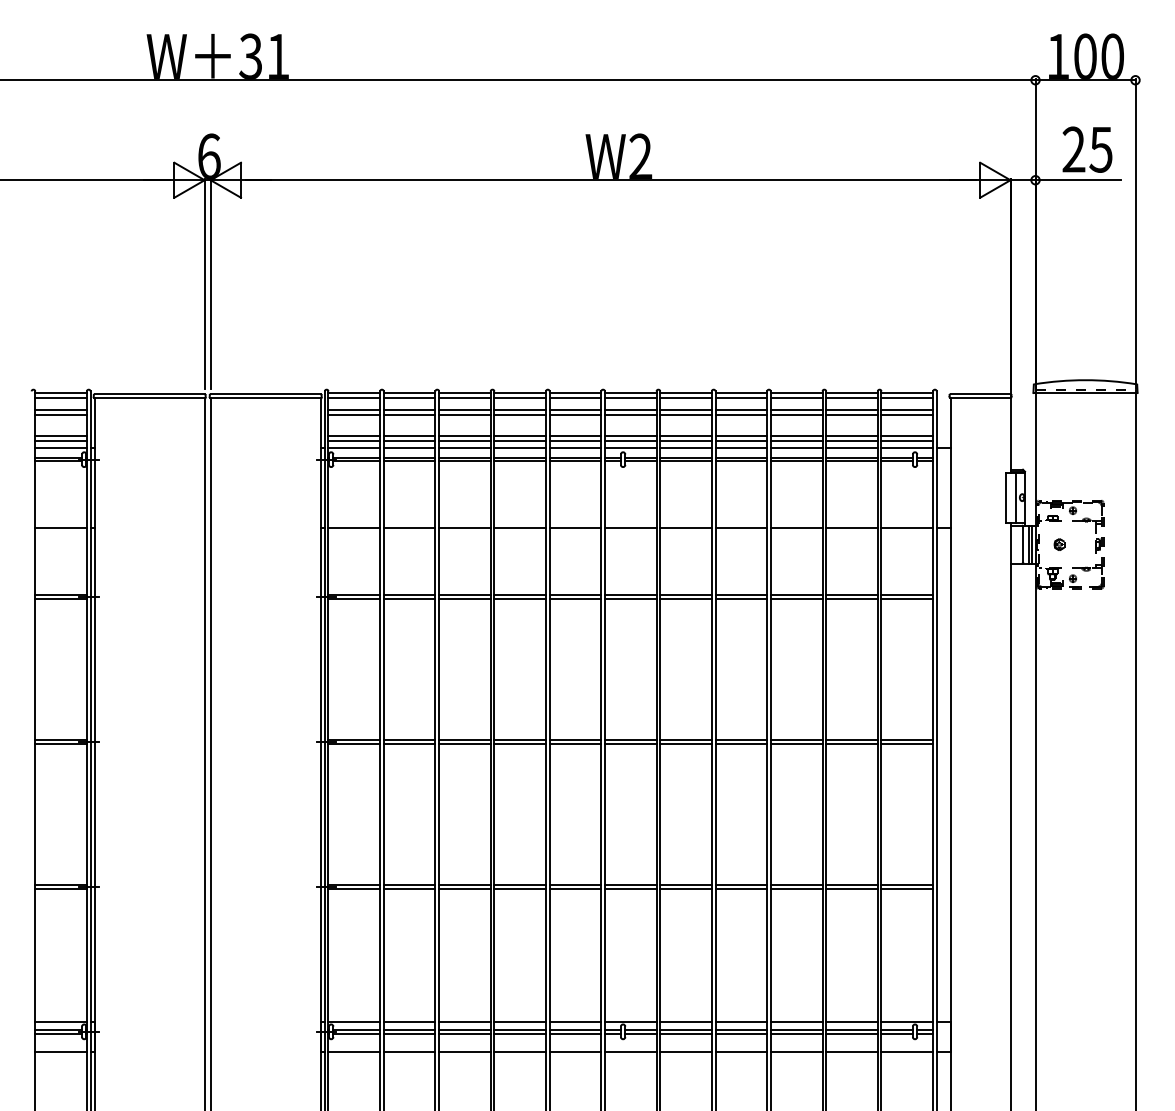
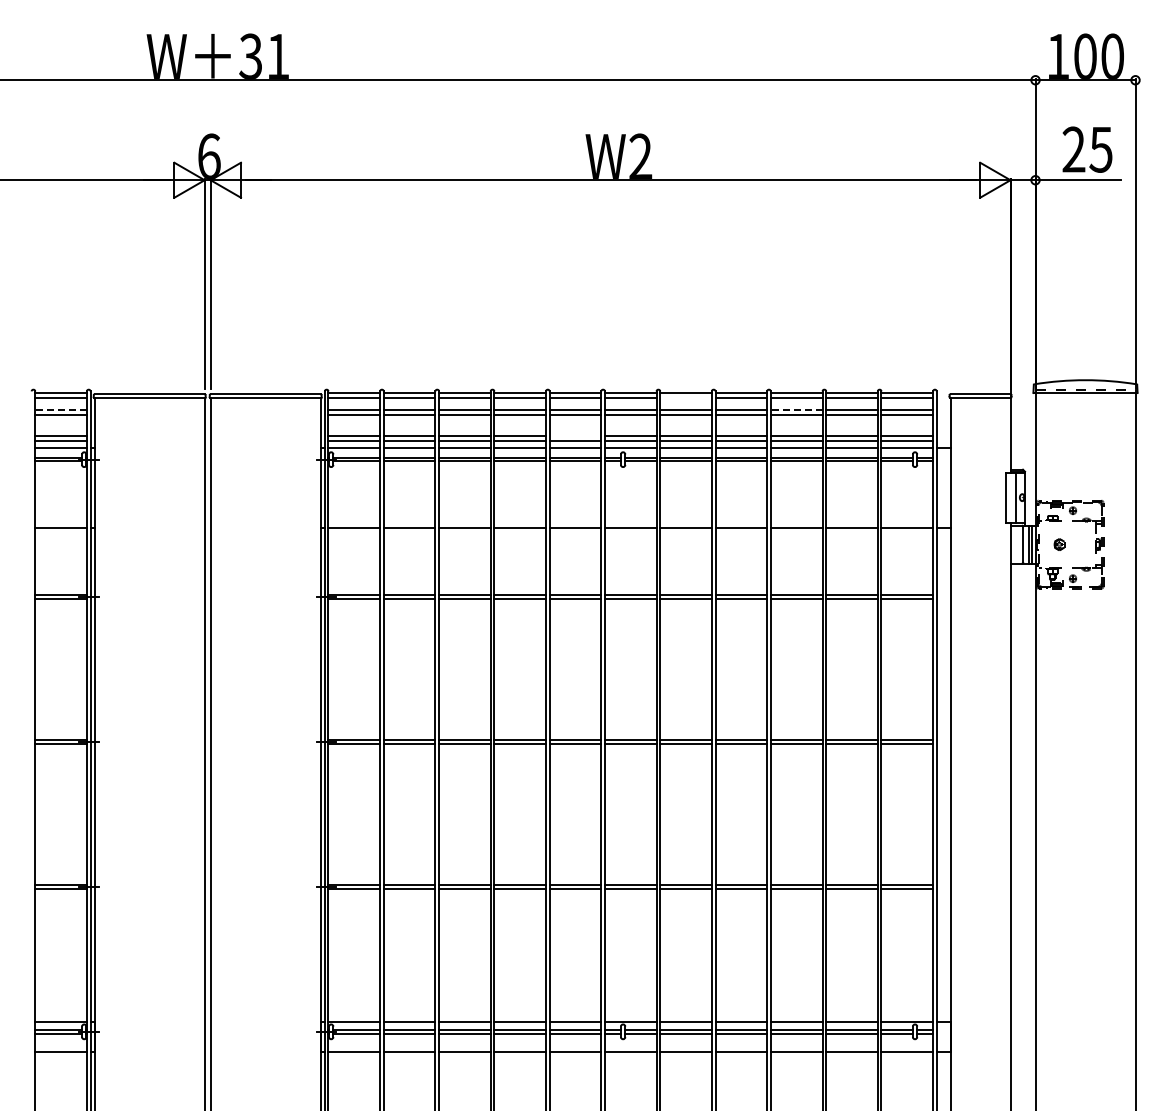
line: present -> none (685, 397)
line: solid -> dashed (61, 410)
line: solid -> dashed (796, 410)
line: present -> none (575, 436)
